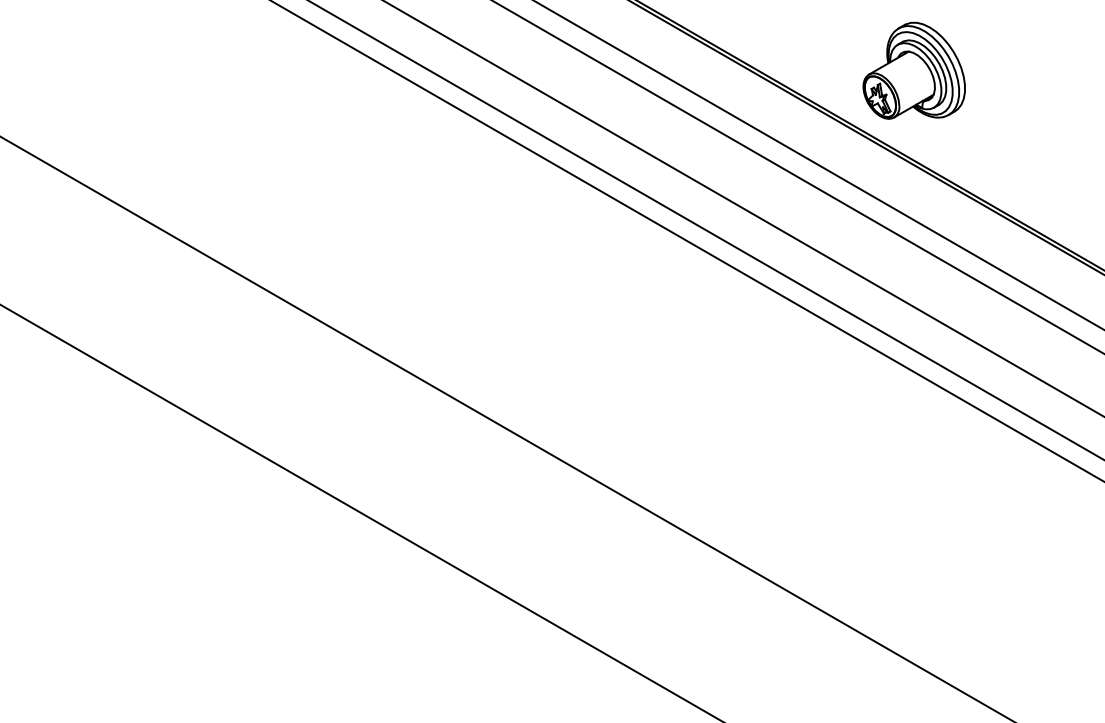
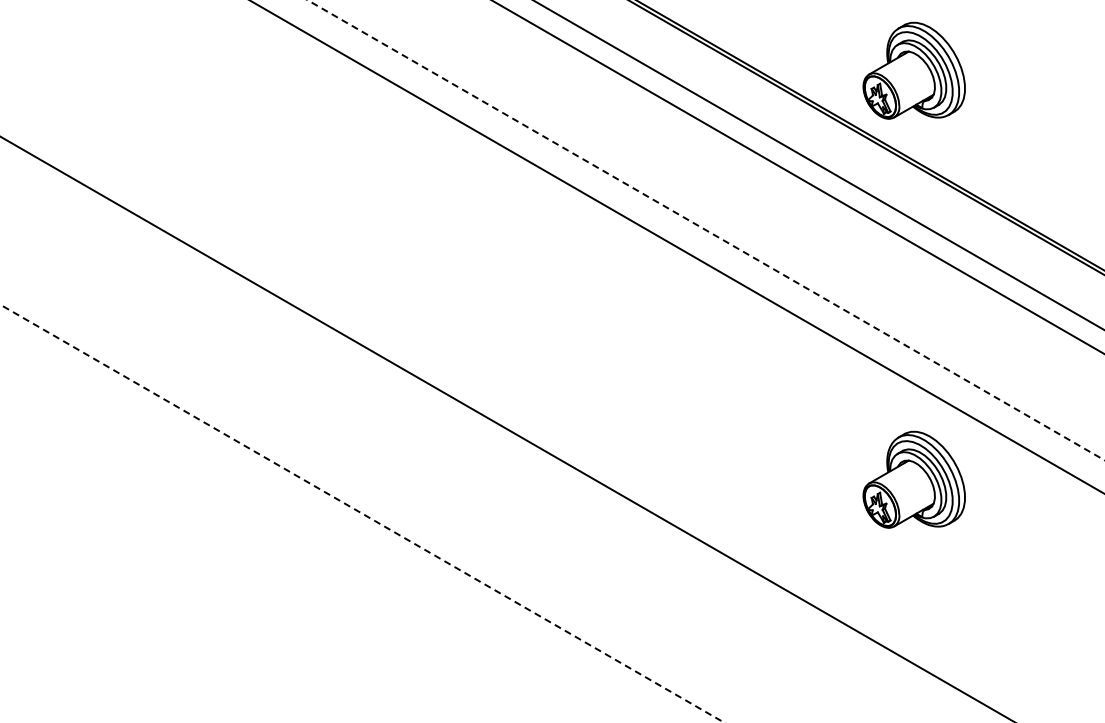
line: present -> none (743, 208)
line: solid -> dashed (705, 230)
line position: (687, 241) -> (676, 247) (676, 247)
part: none -> present (913, 479)
line: solid -> dashed (362, 513)
